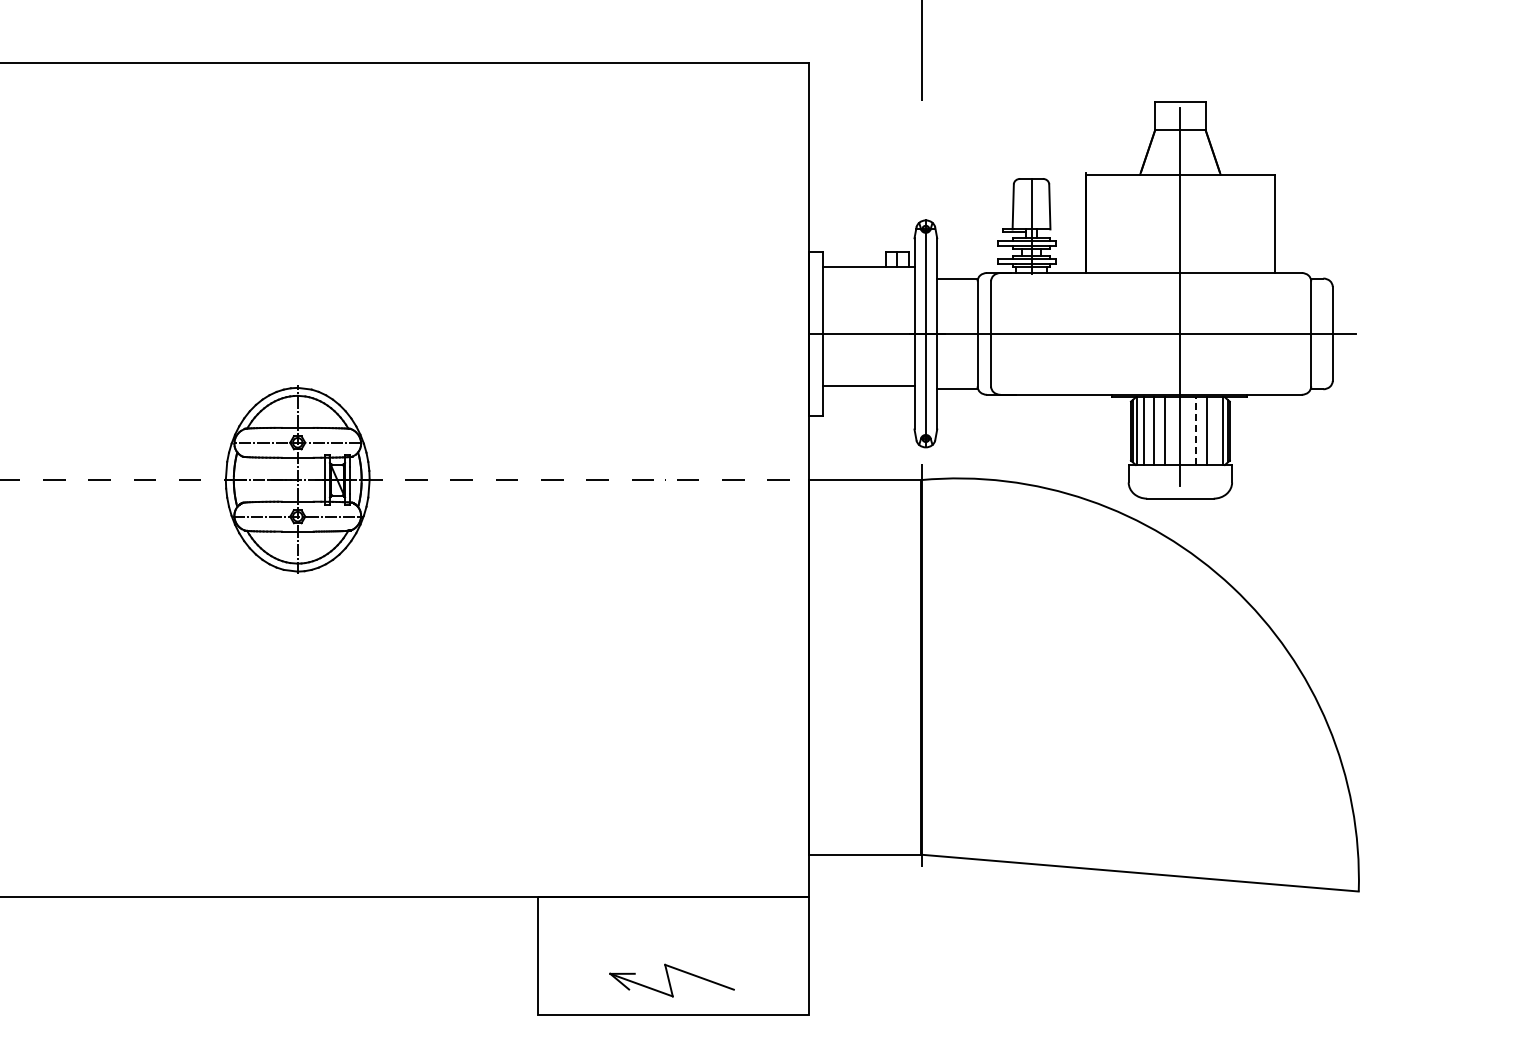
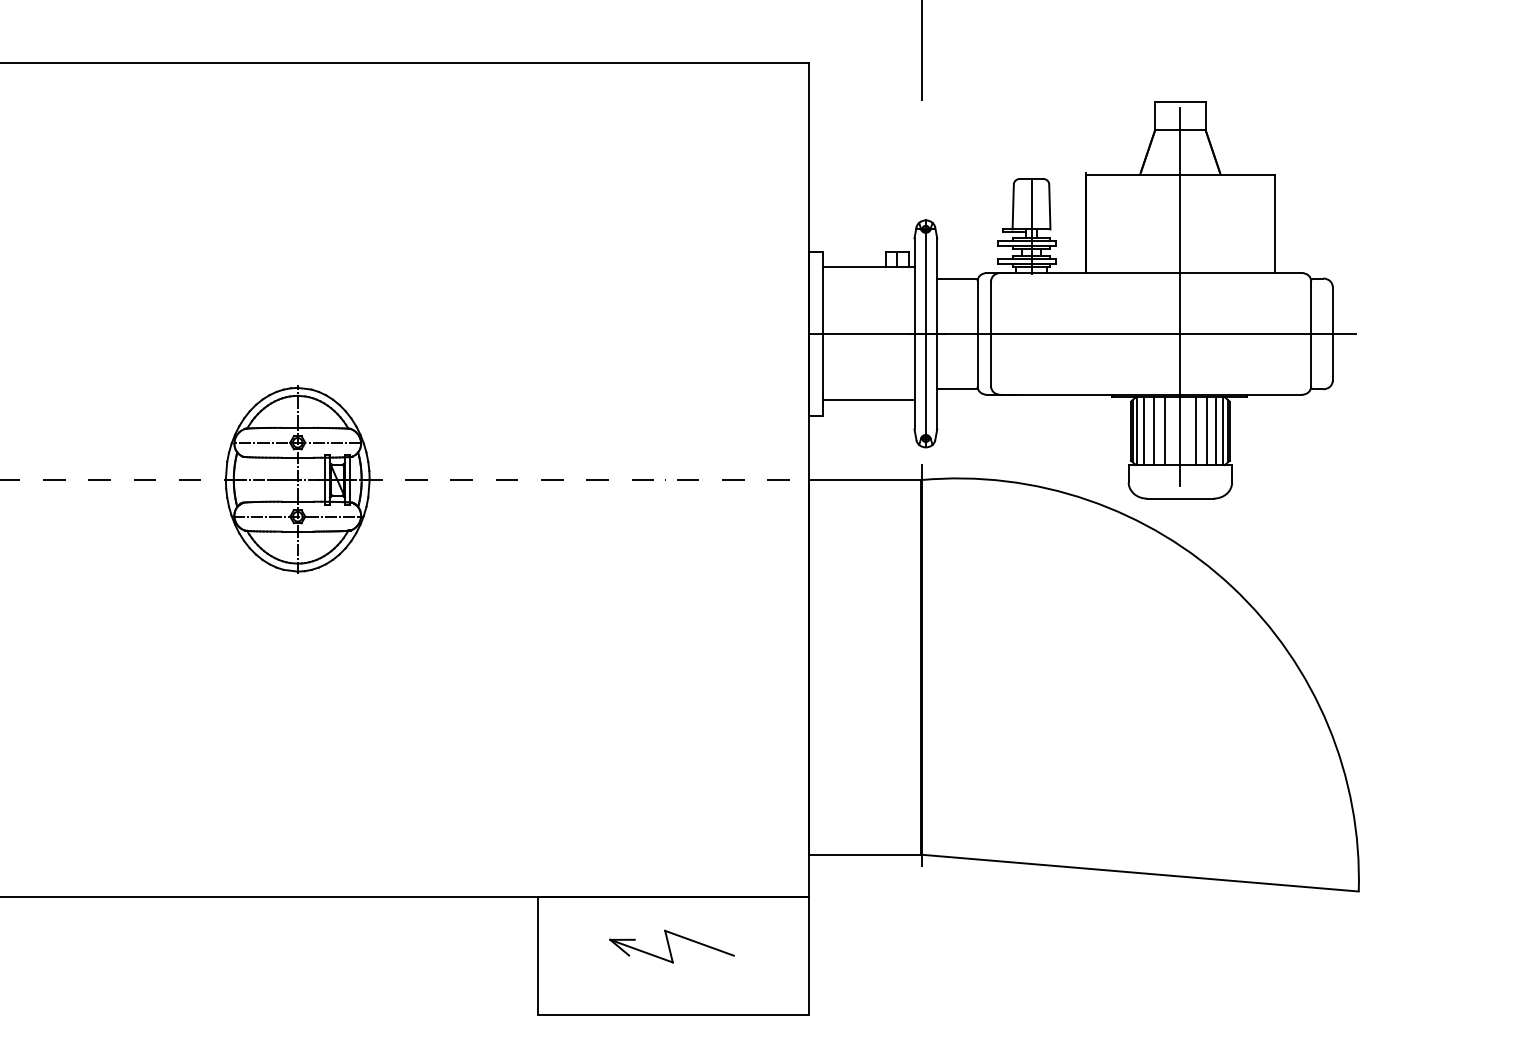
line position: (868, 386) -> (868, 400) (868, 400)
line: dashed -> solid (1195, 431)
line: none -> present (1216, 431)
part position: (671, 980) -> (671, 946) (671, 946)
